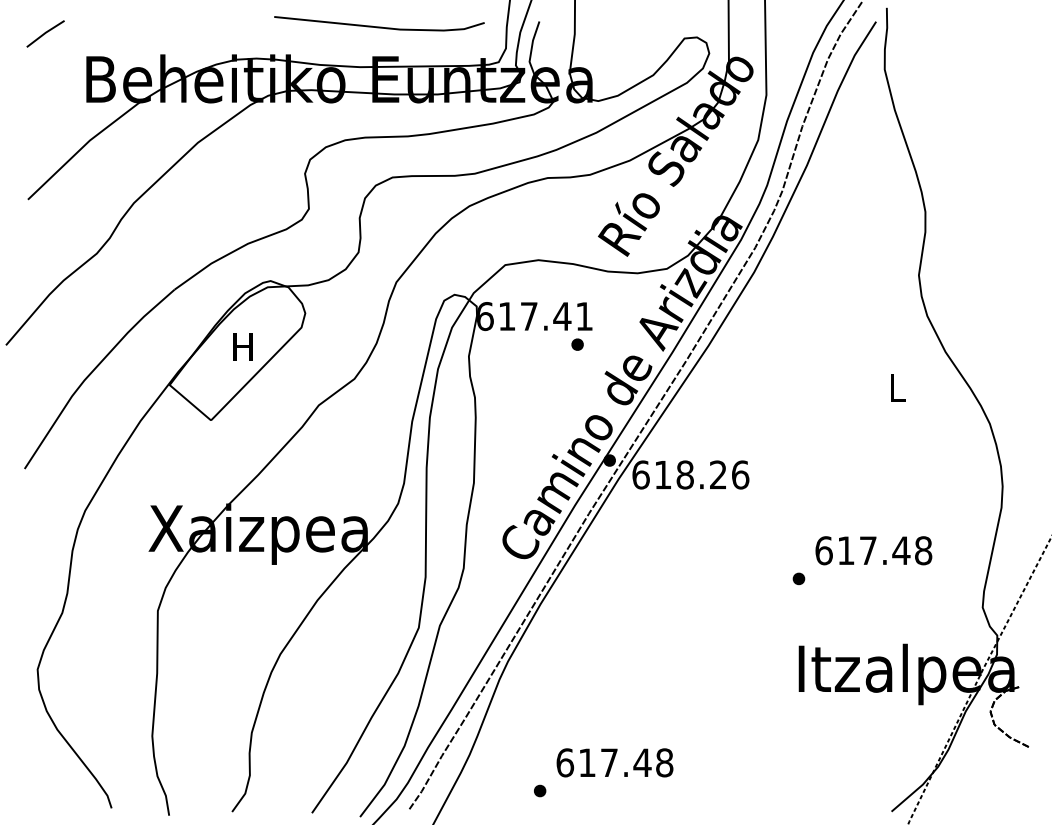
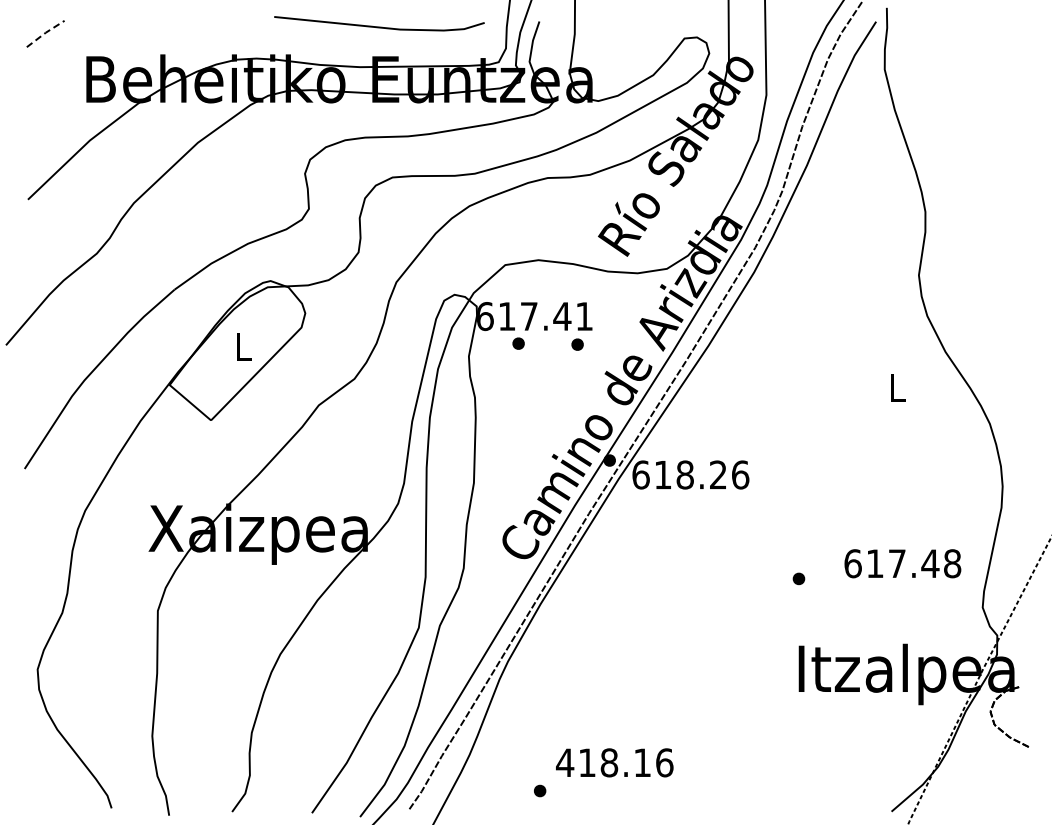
line: solid -> dashed (45, 32)
part: none -> present (518, 343)
text: H -> L (242, 346)
text position: (873, 550) -> (902, 563) (902, 563)
text: 617.48 -> 418.16 (614, 762)
